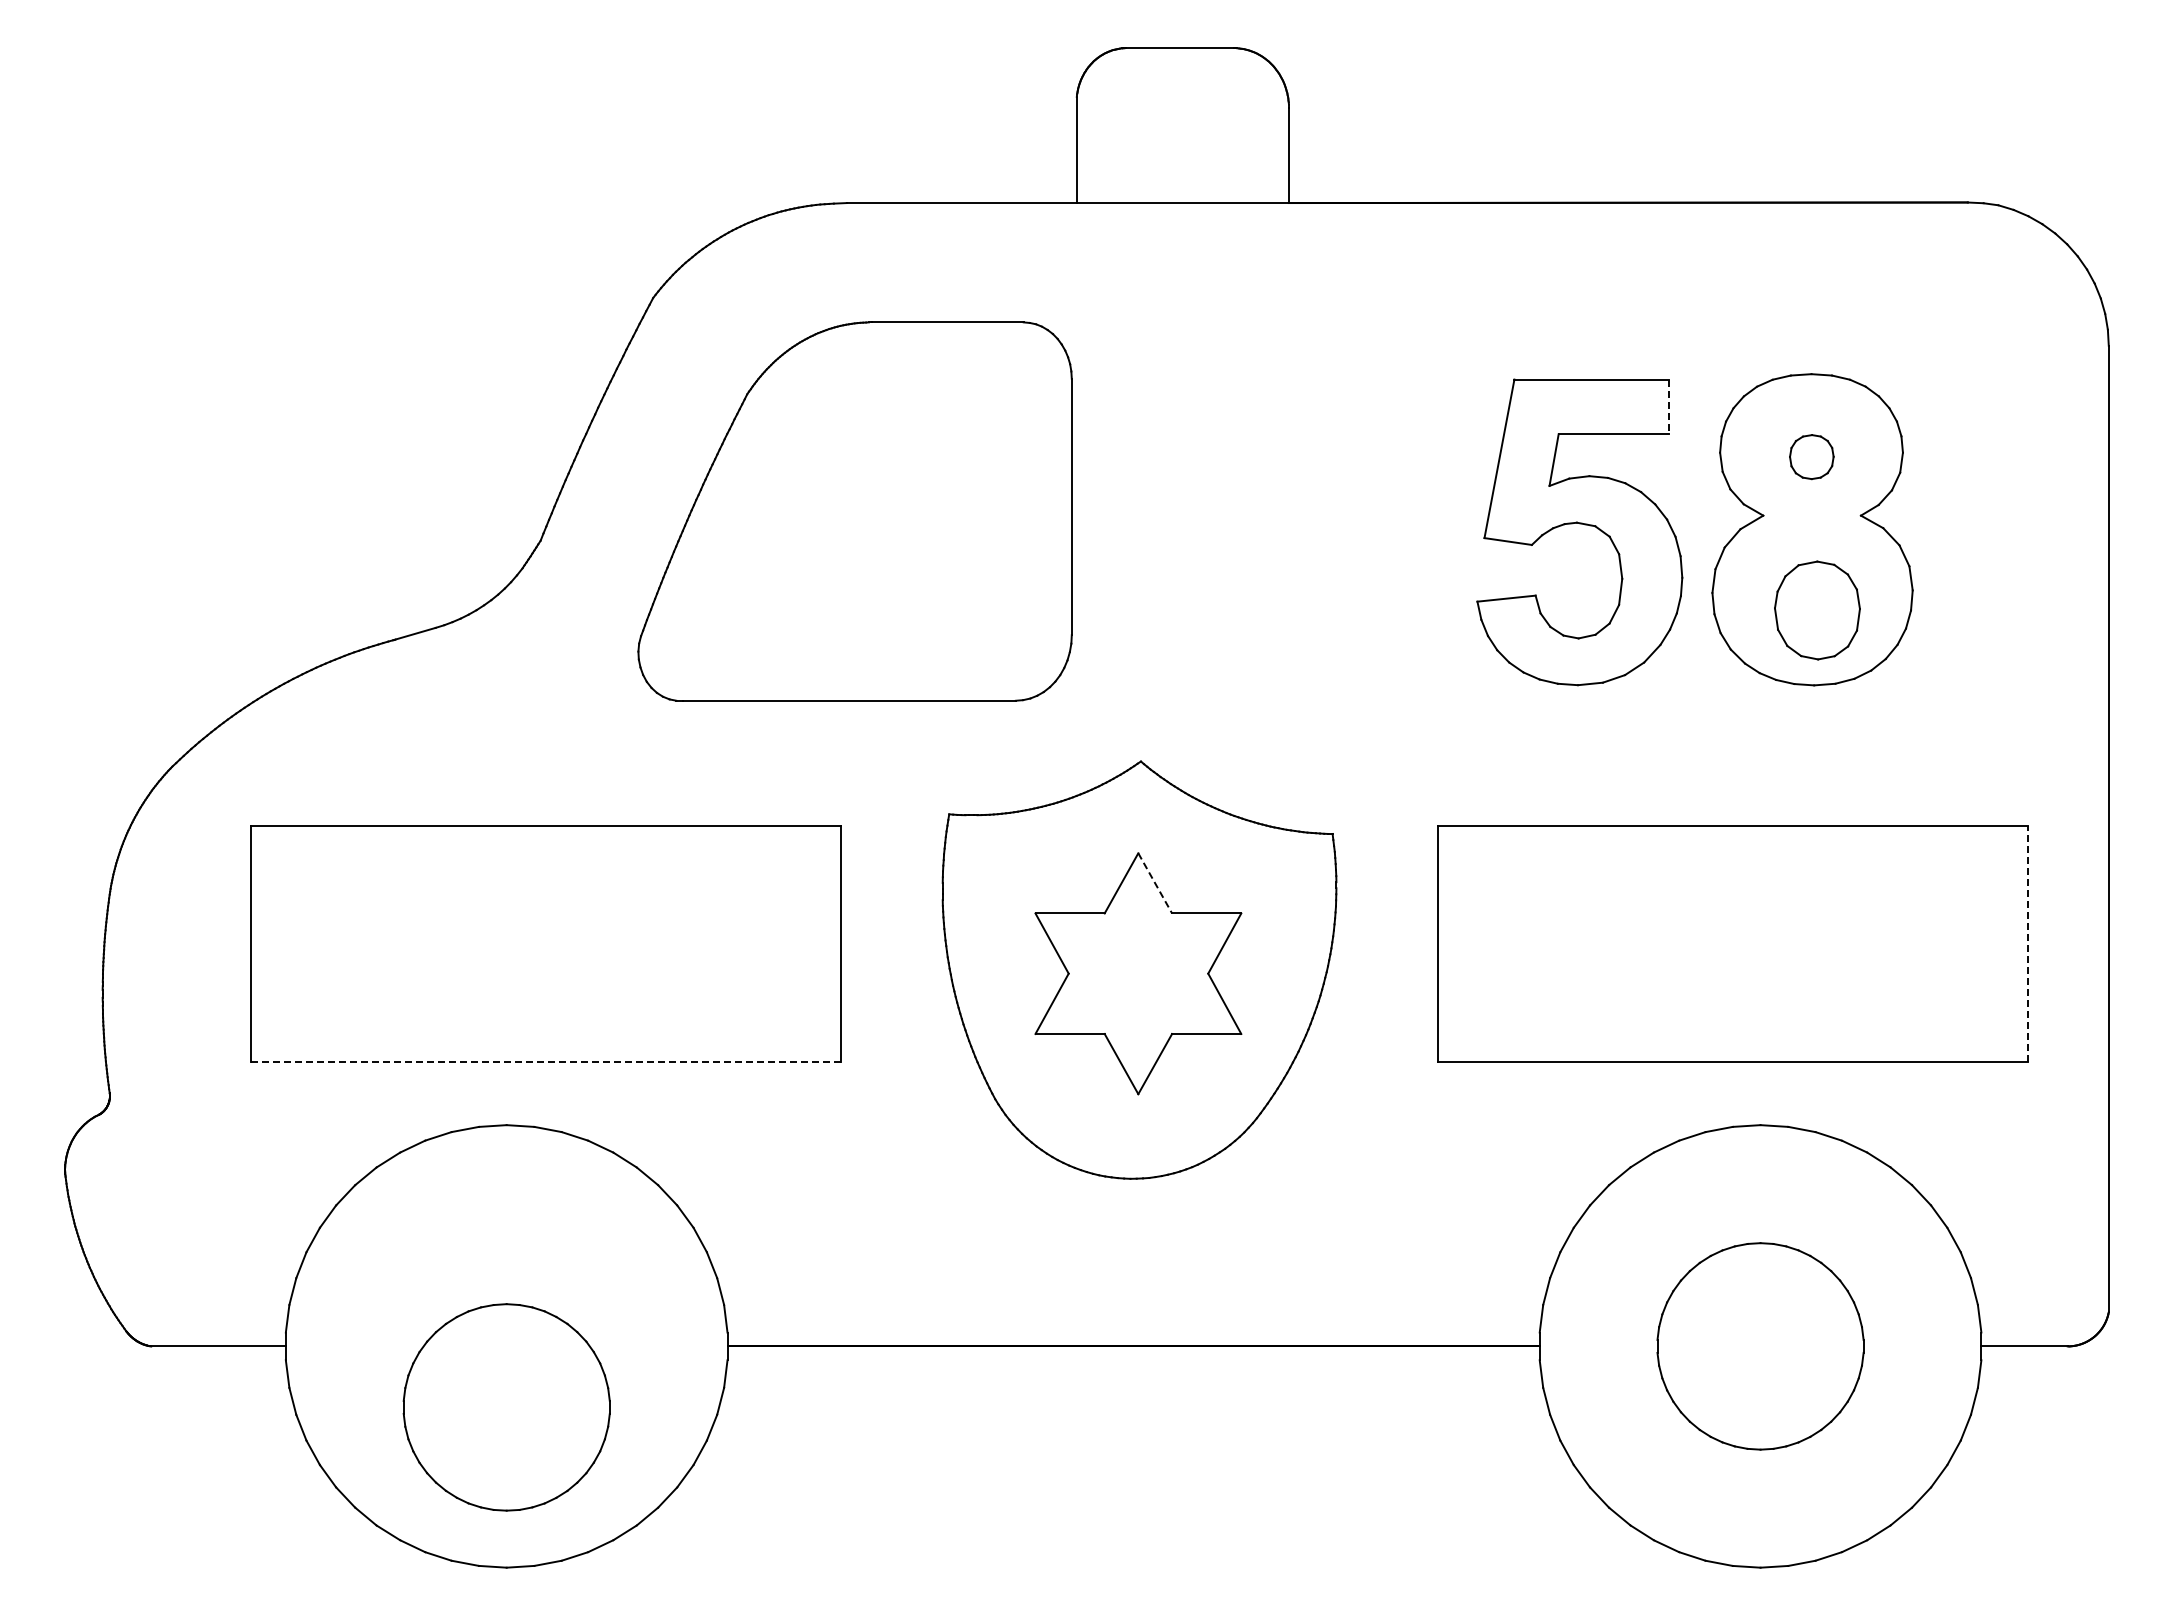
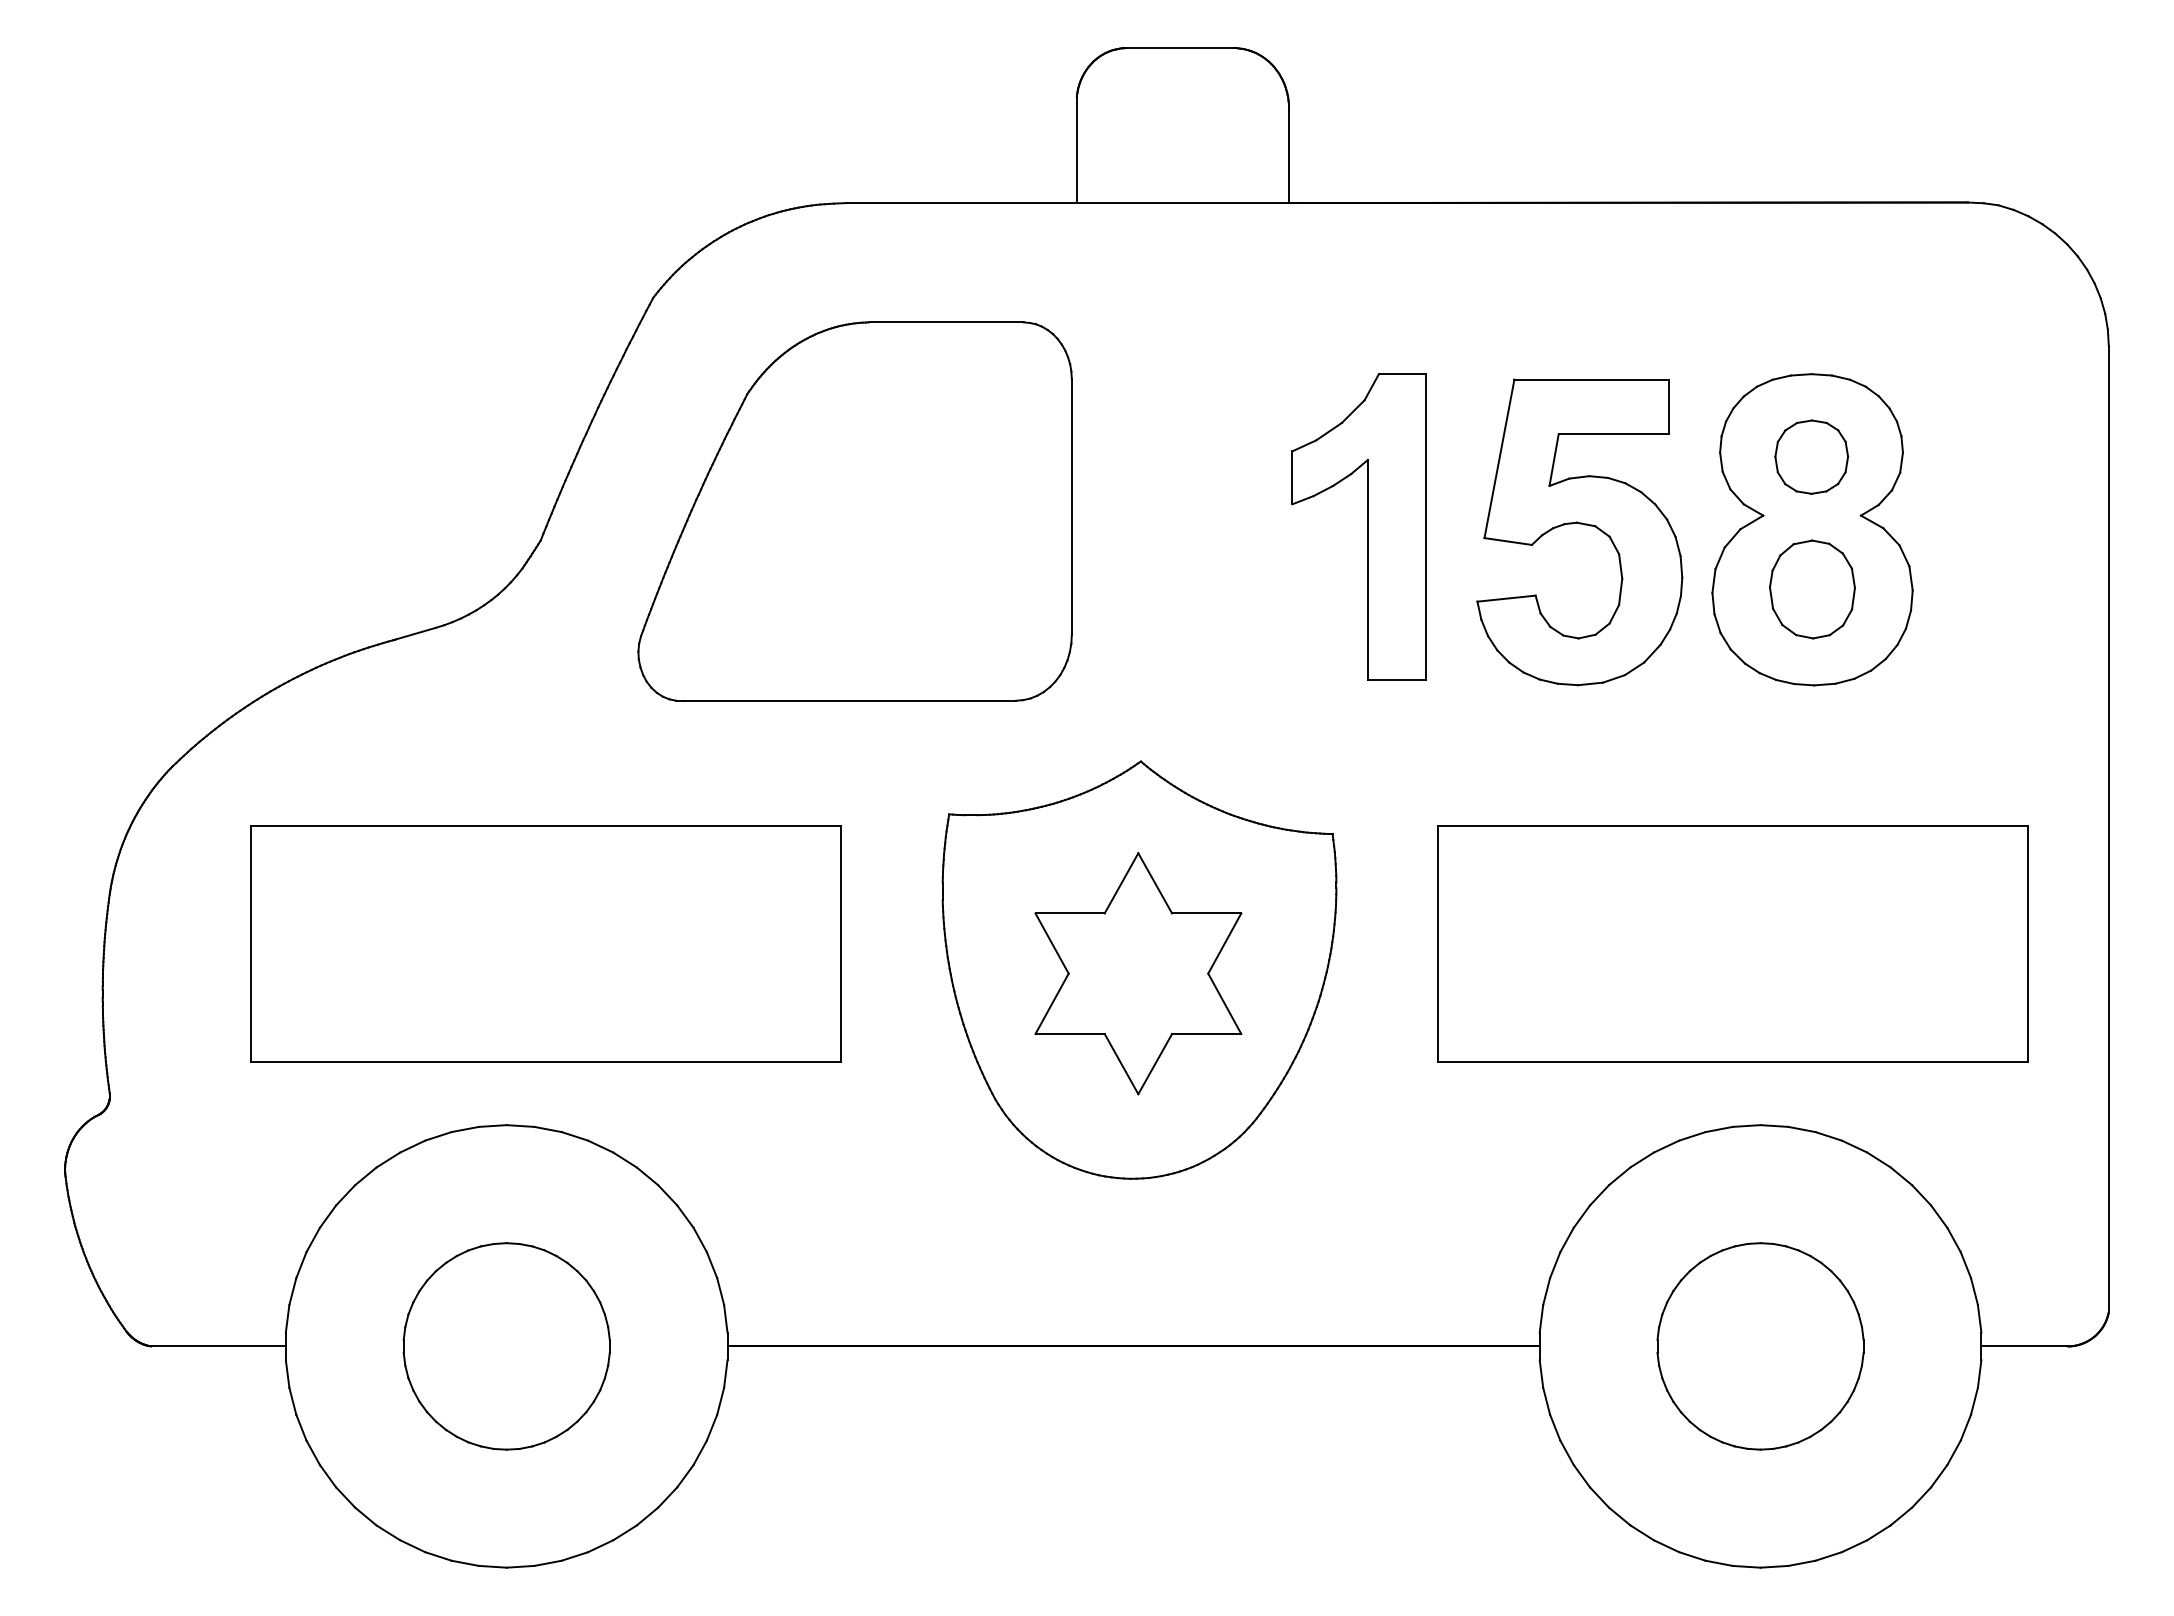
line: dashed -> solid (1668, 407)
part size: 46x47 px -> 76x76 px (1811, 456)
part: none -> present (1367, 526)
part position: (1817, 610) -> (1812, 589) (1812, 589)
line: dashed -> solid (1155, 883)
line: dashed -> solid (2028, 943)
line: dashed -> solid (546, 1062)
part position: (506, 1407) -> (506, 1346) (506, 1346)
